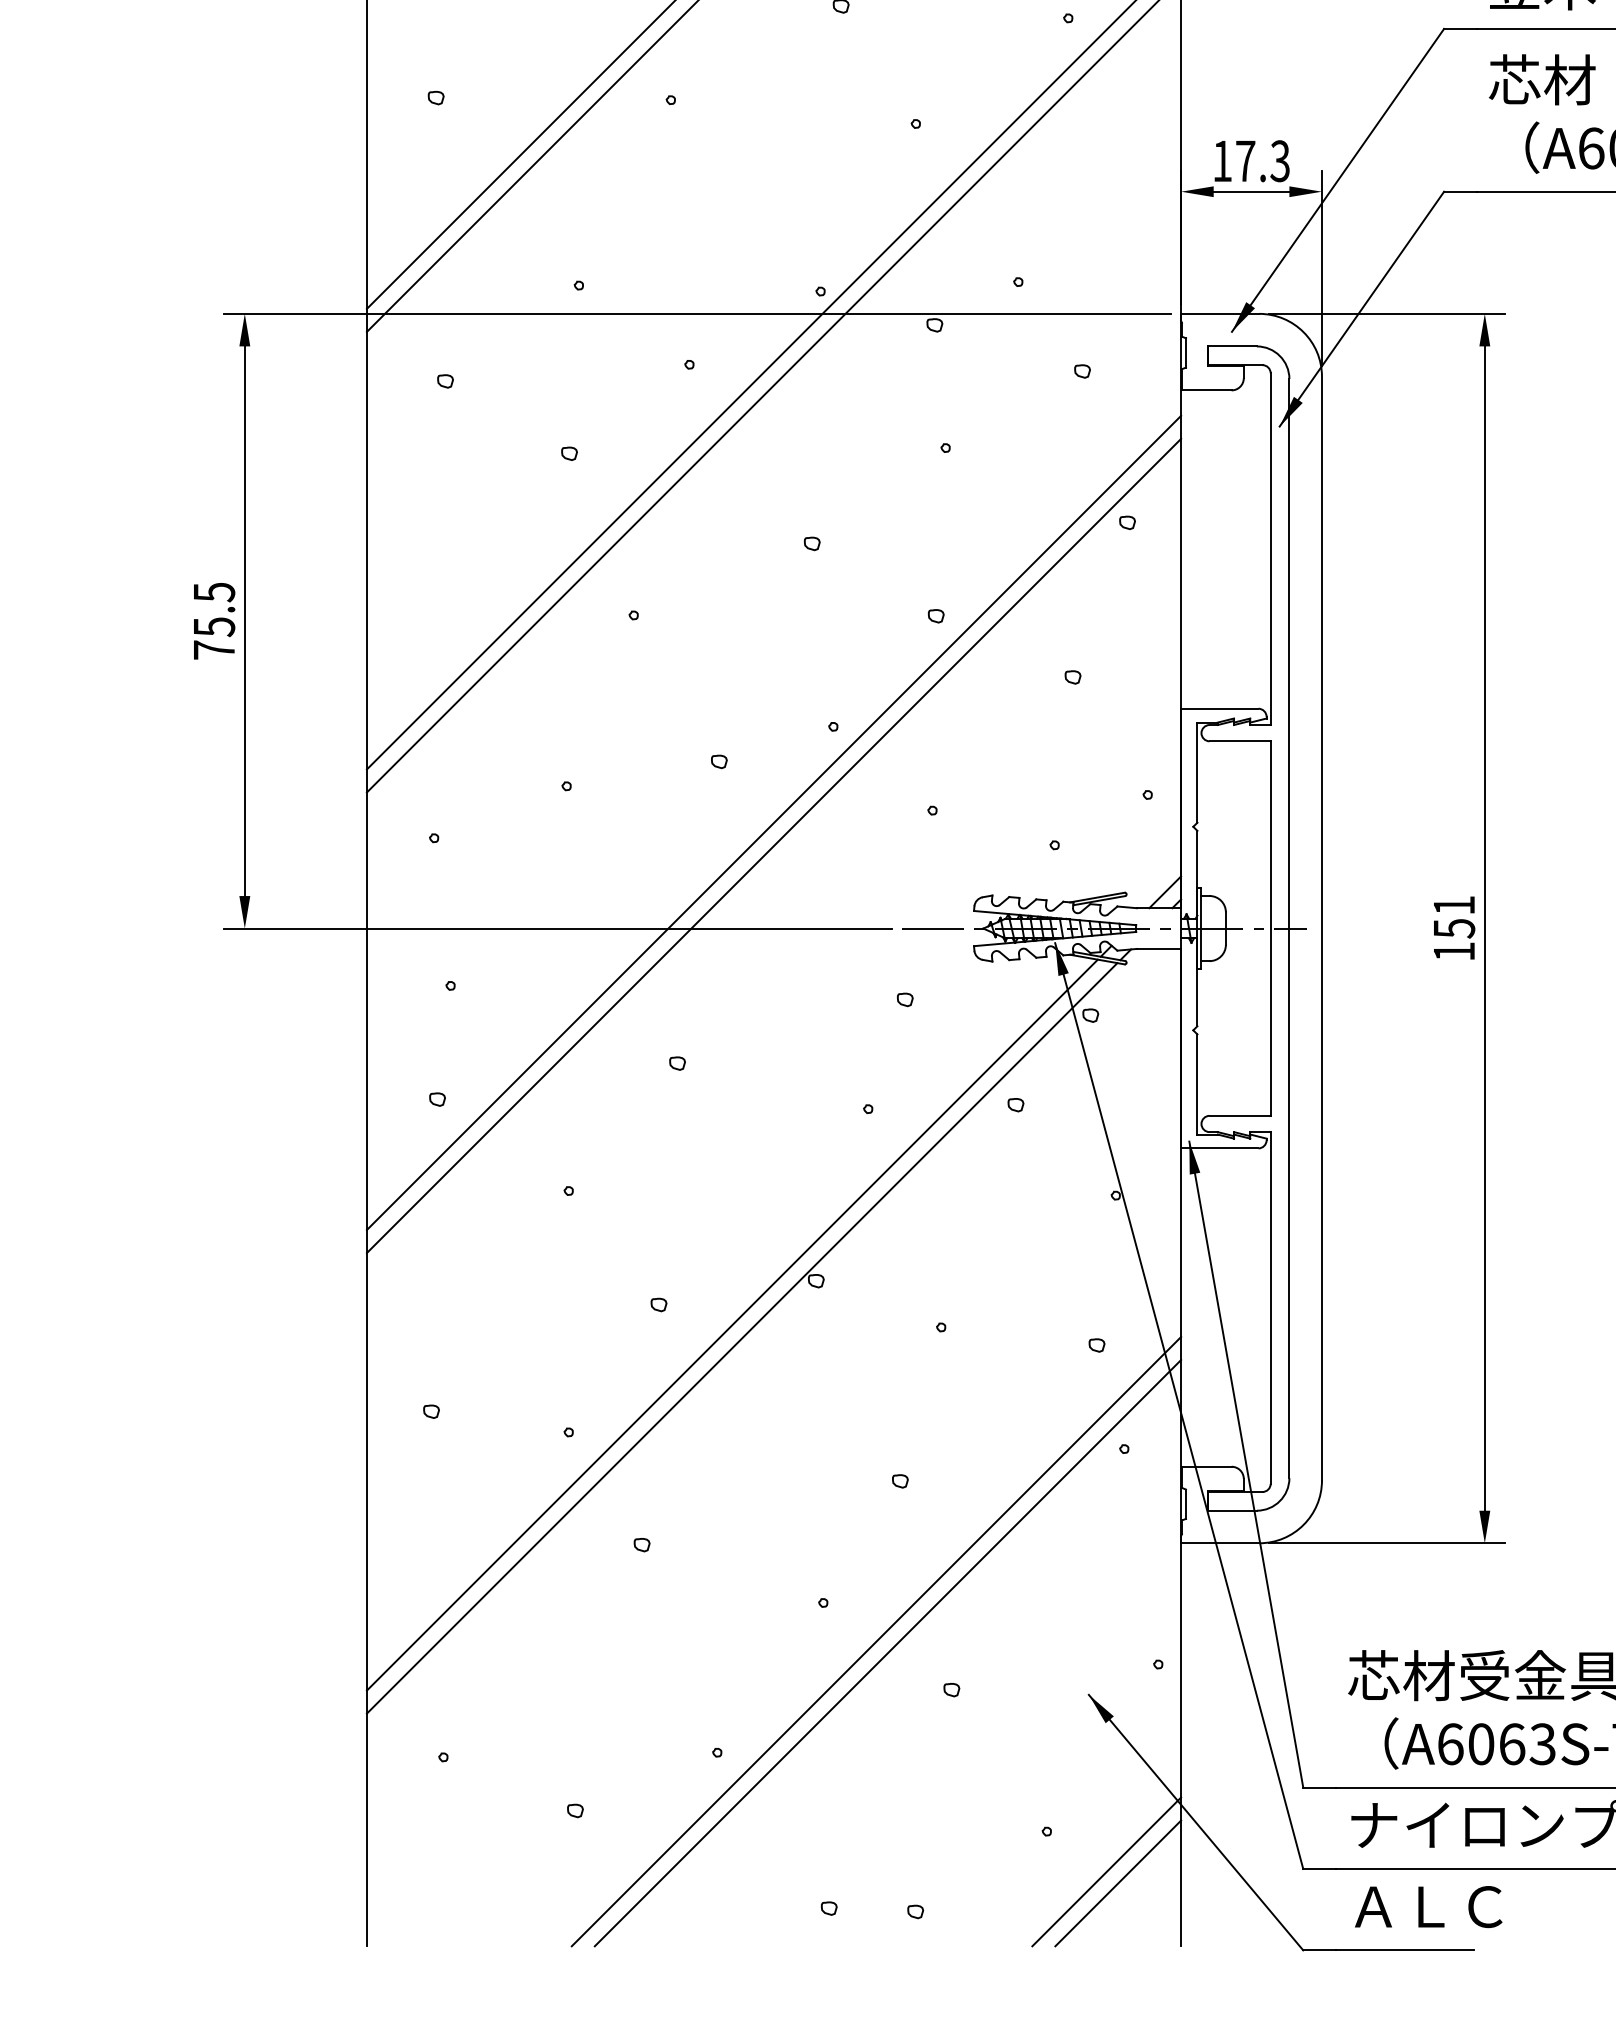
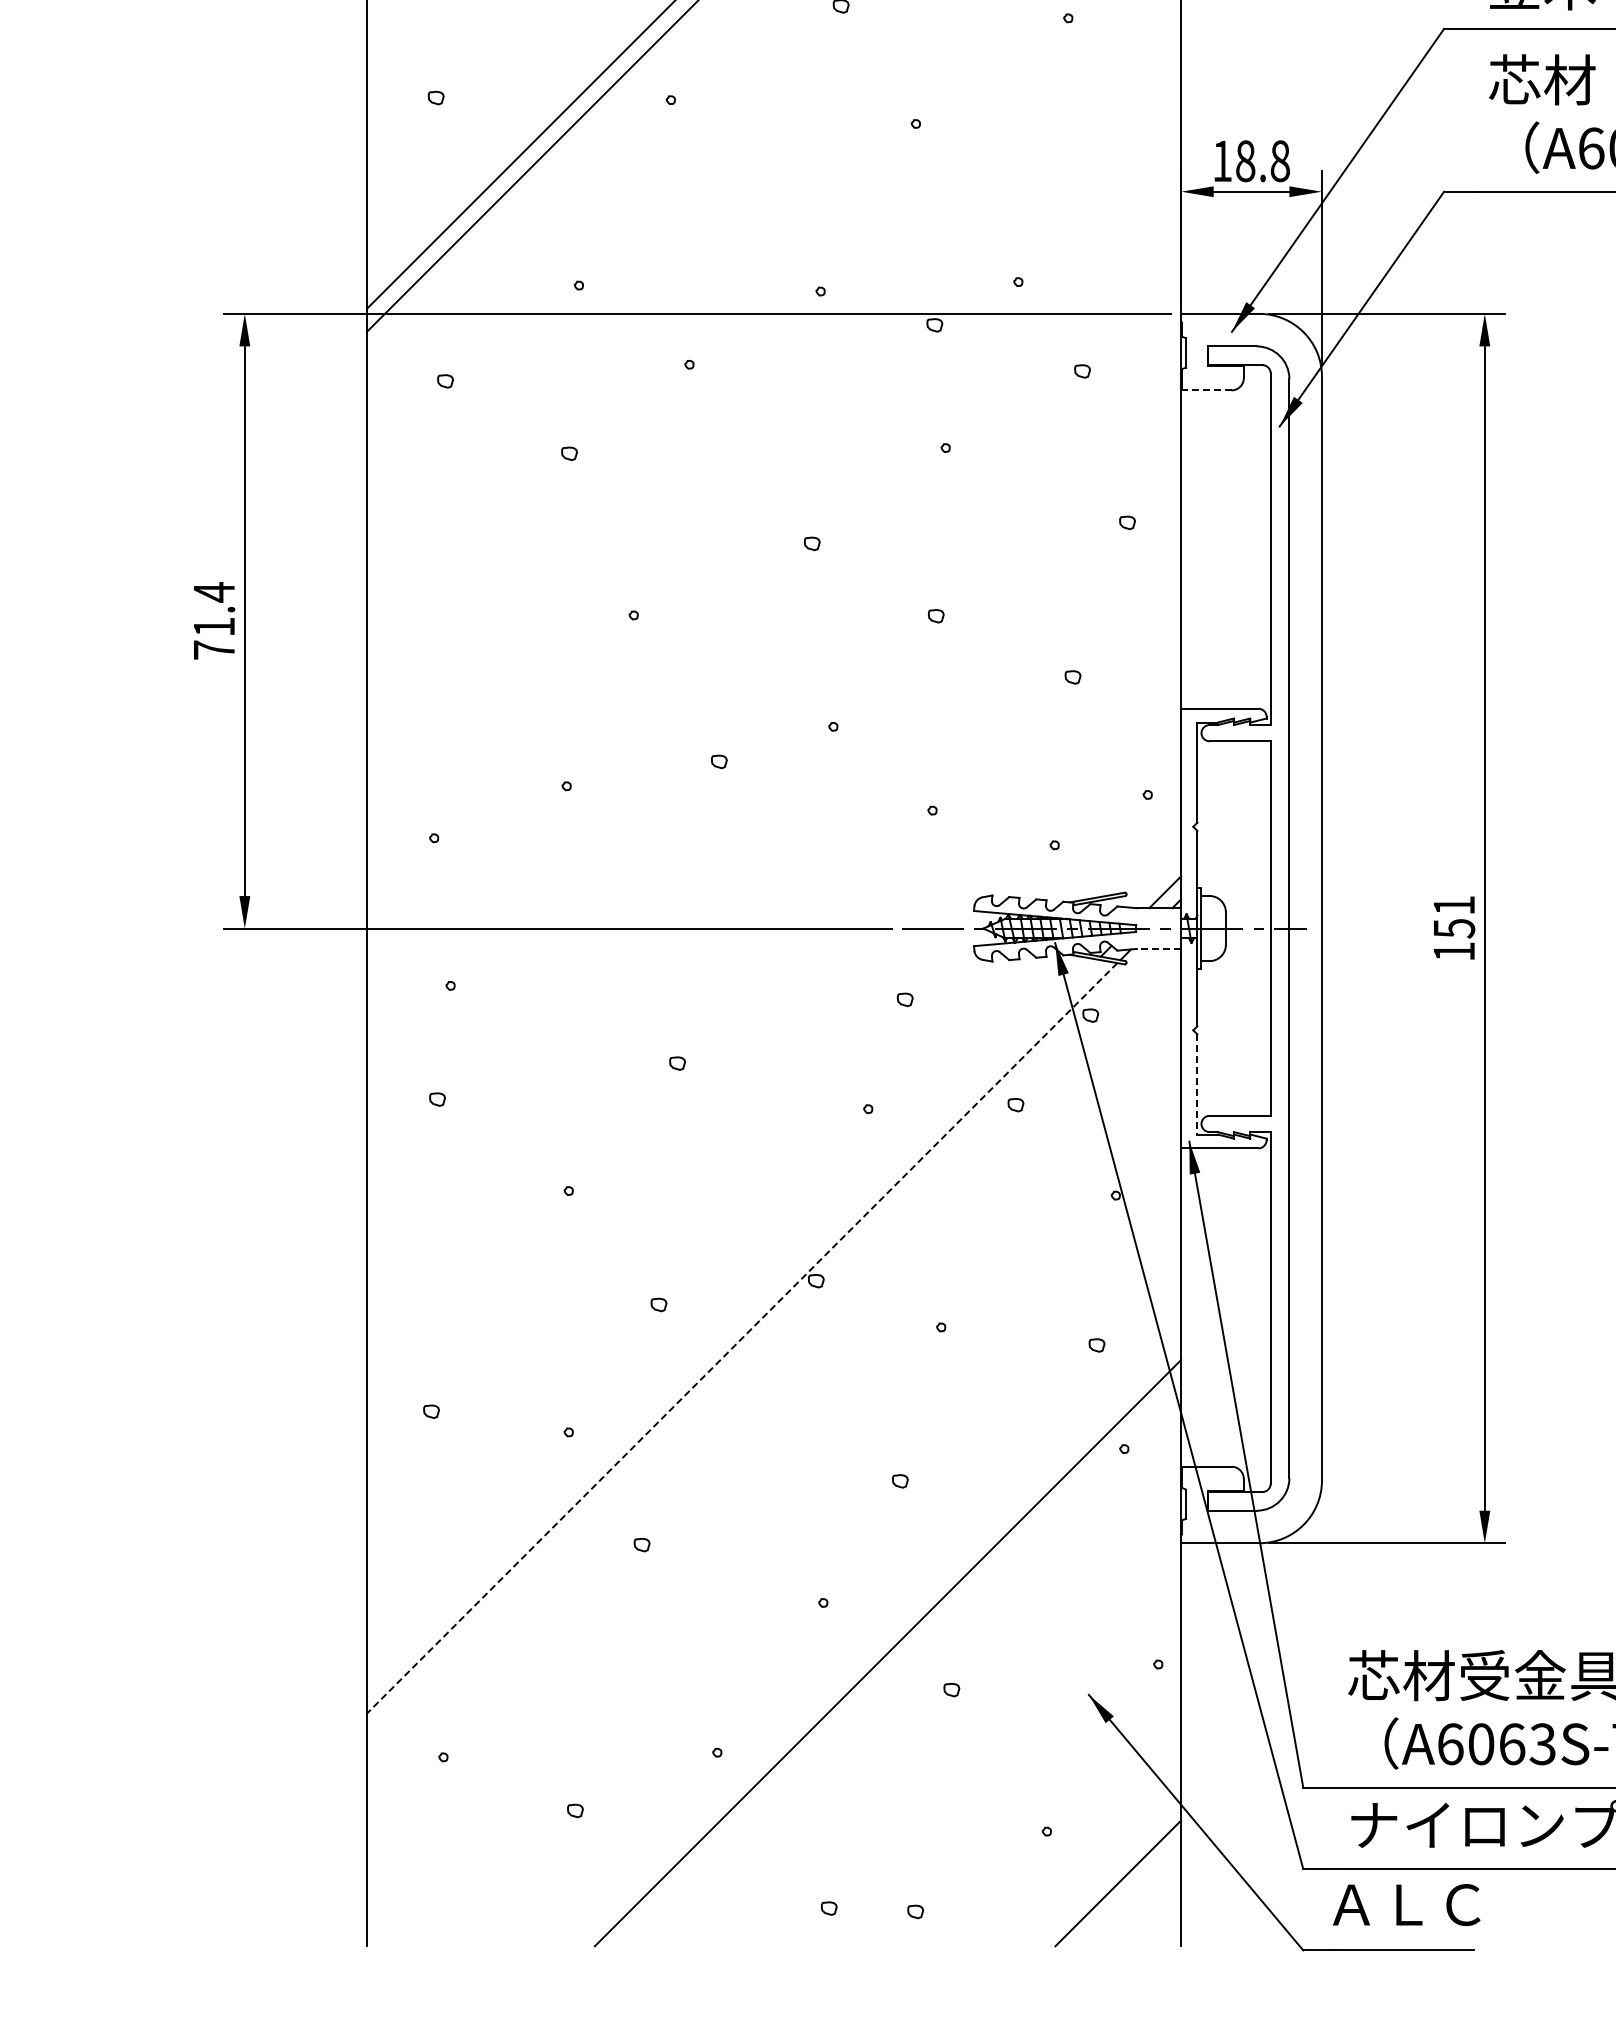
text: 17.3 -> 18.8 (1262, 161)
line: present -> none (749, 385)
line: solid -> dashed (1206, 390)
line: present -> none (761, 397)
text: 75.5 -> 71.4 (214, 609)
line: present -> none (773, 822)
line: present -> none (773, 845)
line: solid -> dashed (1158, 948)
line: solid -> dashed (1197, 1084)
line: present -> none (731, 1324)
line: solid -> dashed (742, 1338)
line: present -> none (876, 1641)
line: present -> none (1106, 1871)
text position: (1428, 1907) -> (1406, 1905) (1406, 1905)
